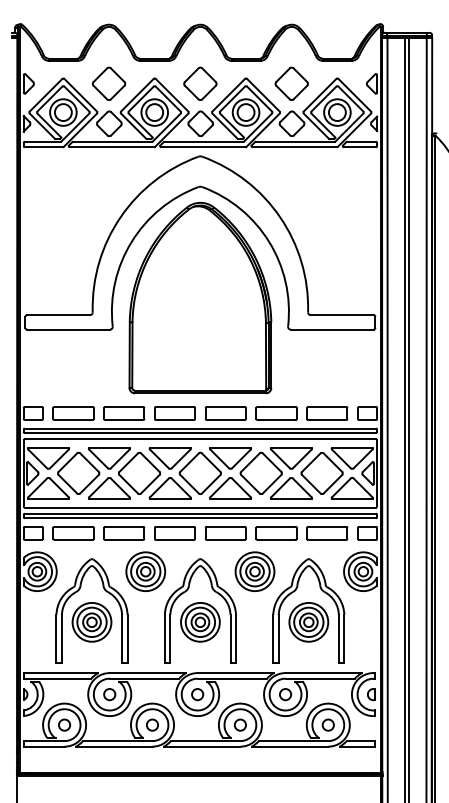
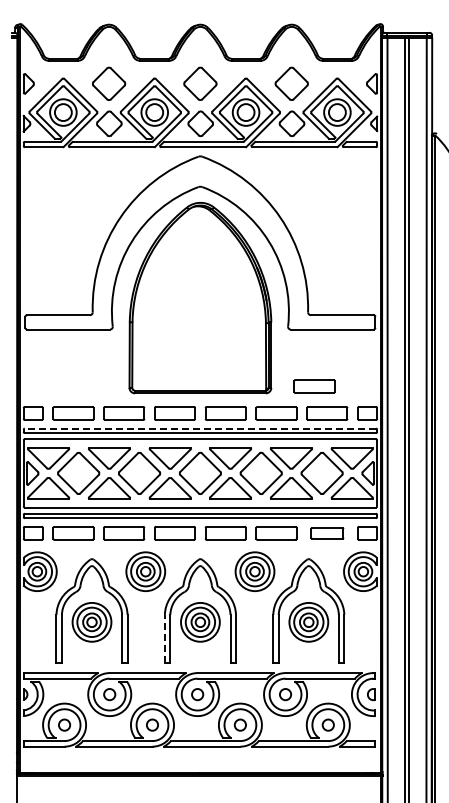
part: none -> present (314, 386)
line: solid -> dashed (200, 428)
part size: 43x15 px -> 35x13 px (327, 533)
line: solid -> dashed (164, 638)
